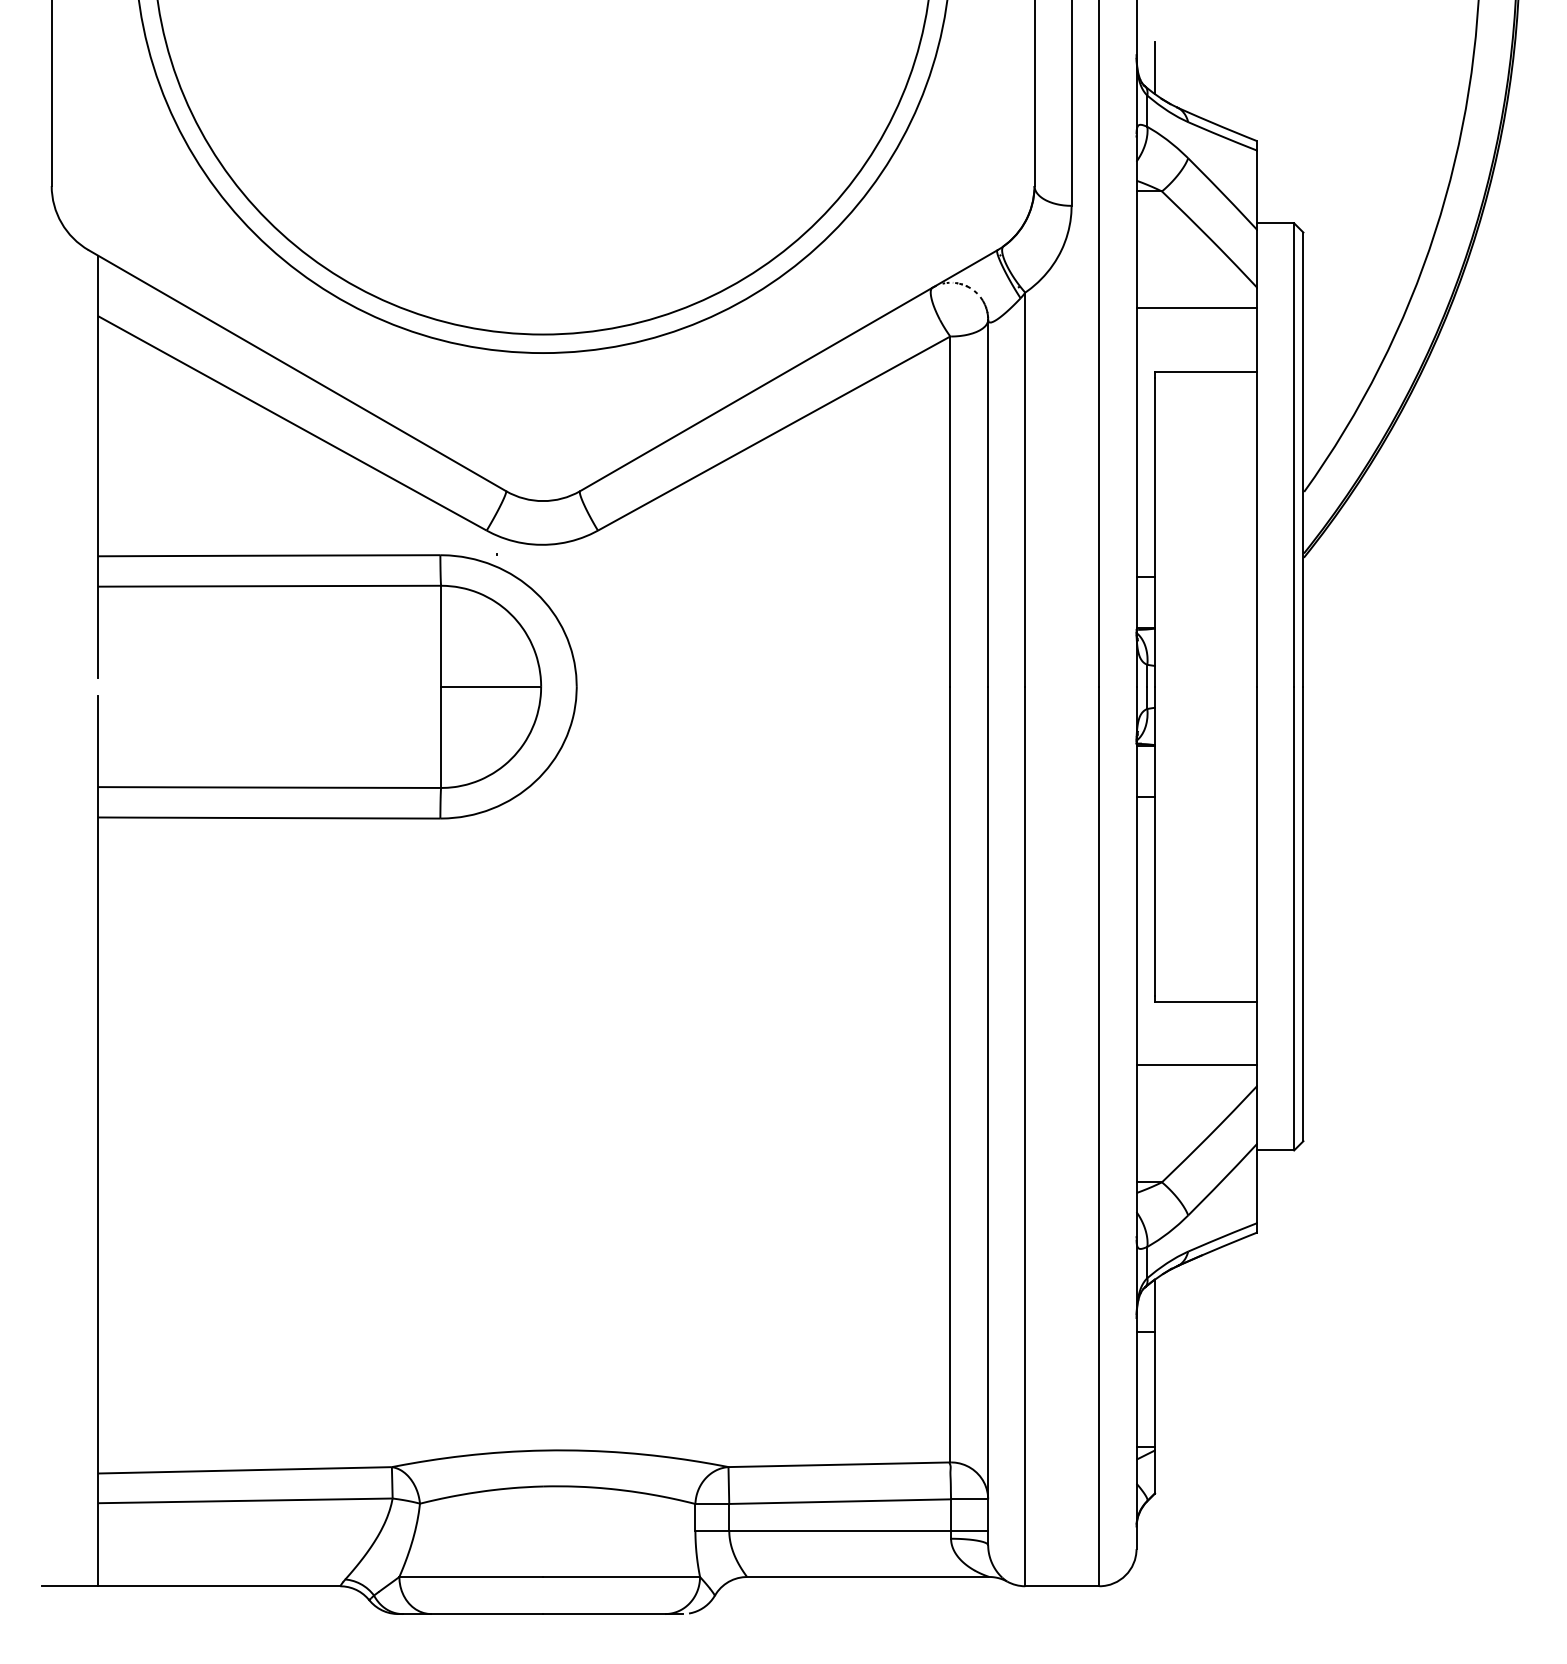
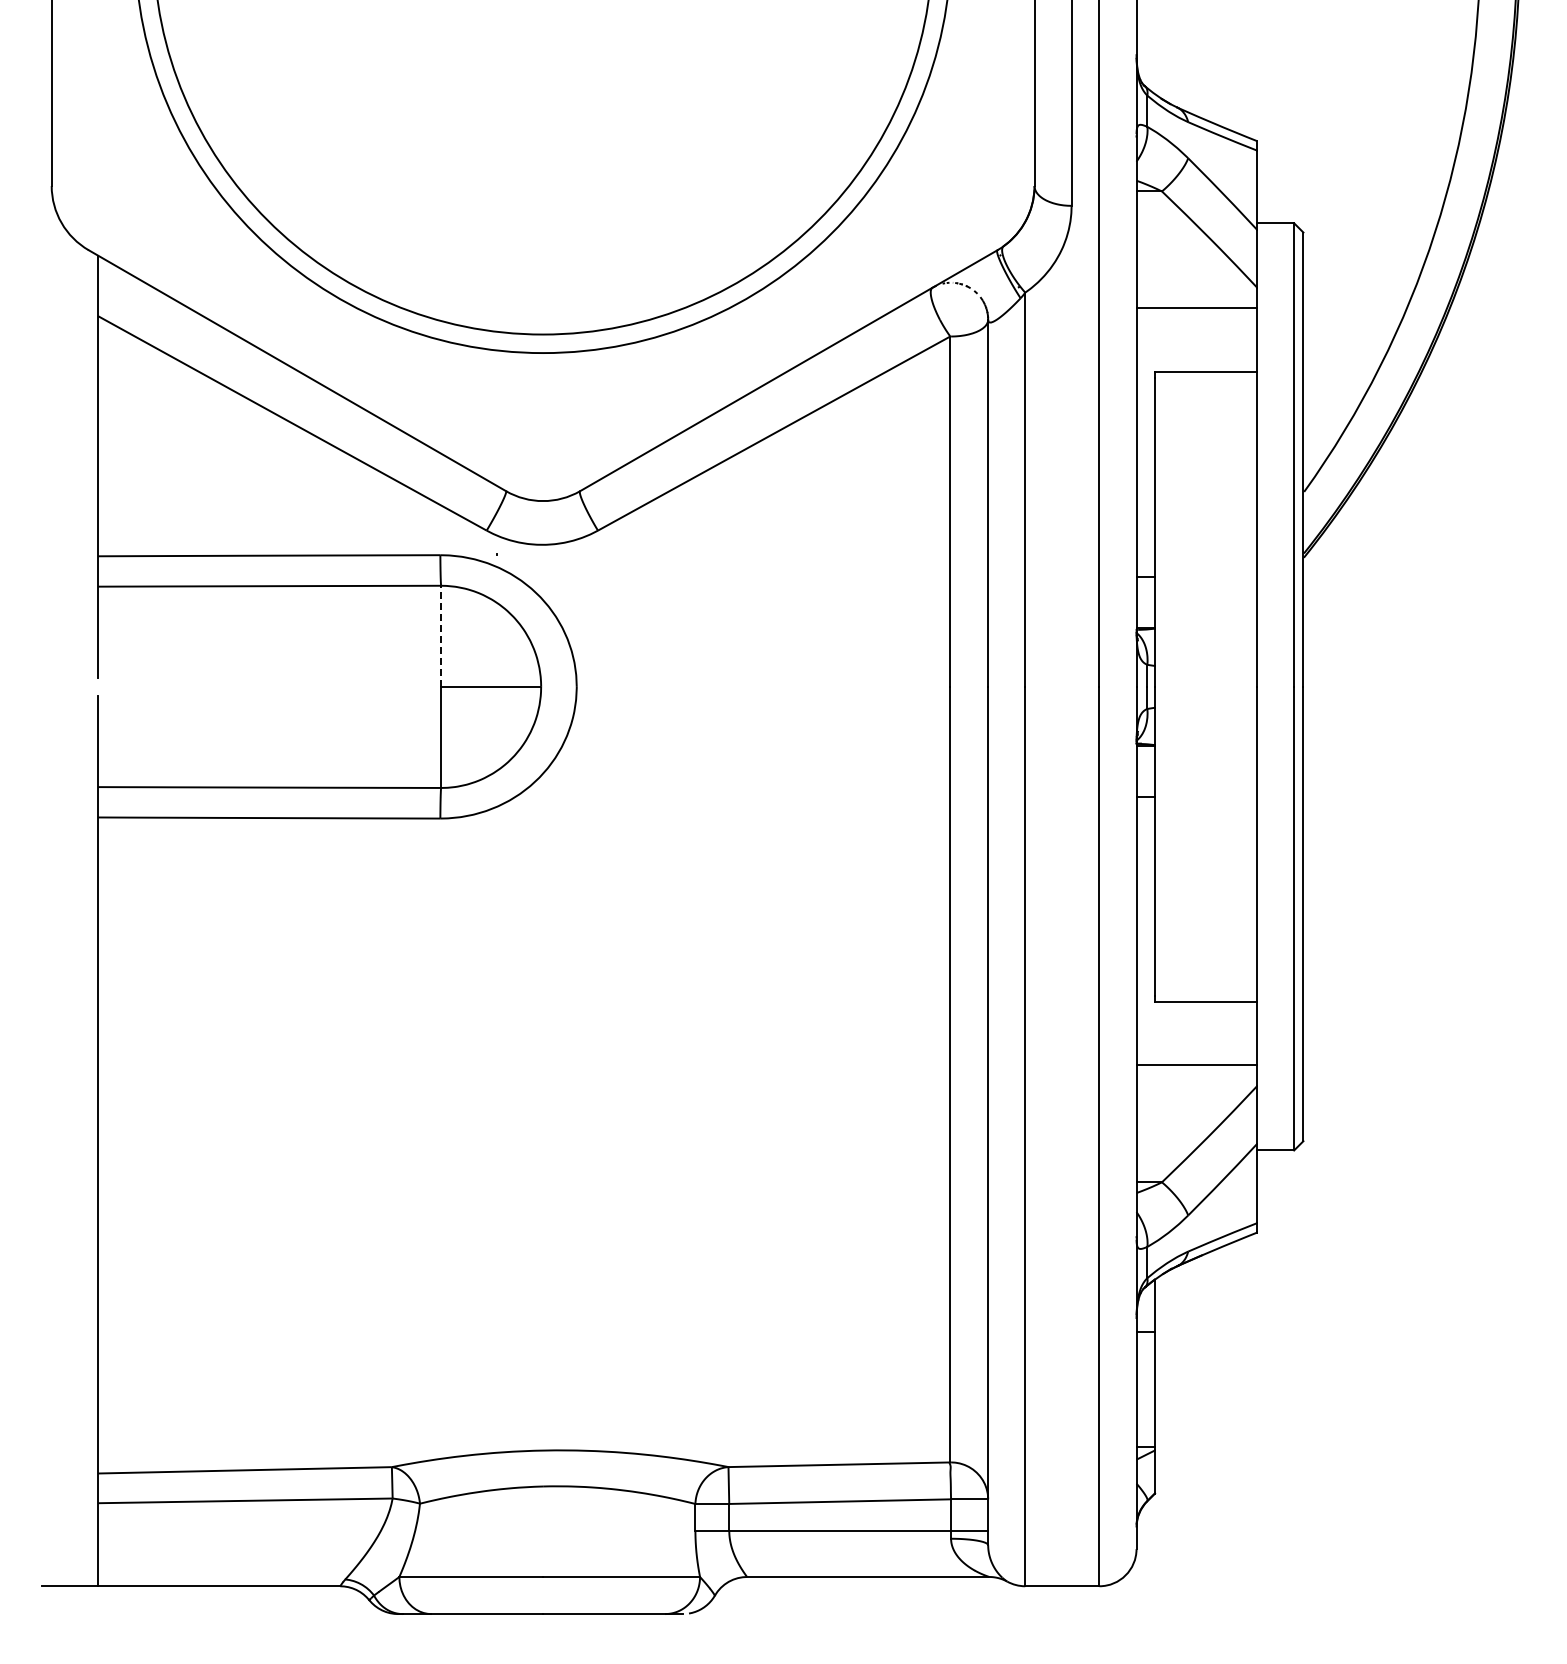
line: present -> none (1155, 67)
line: solid -> dashed (441, 636)
